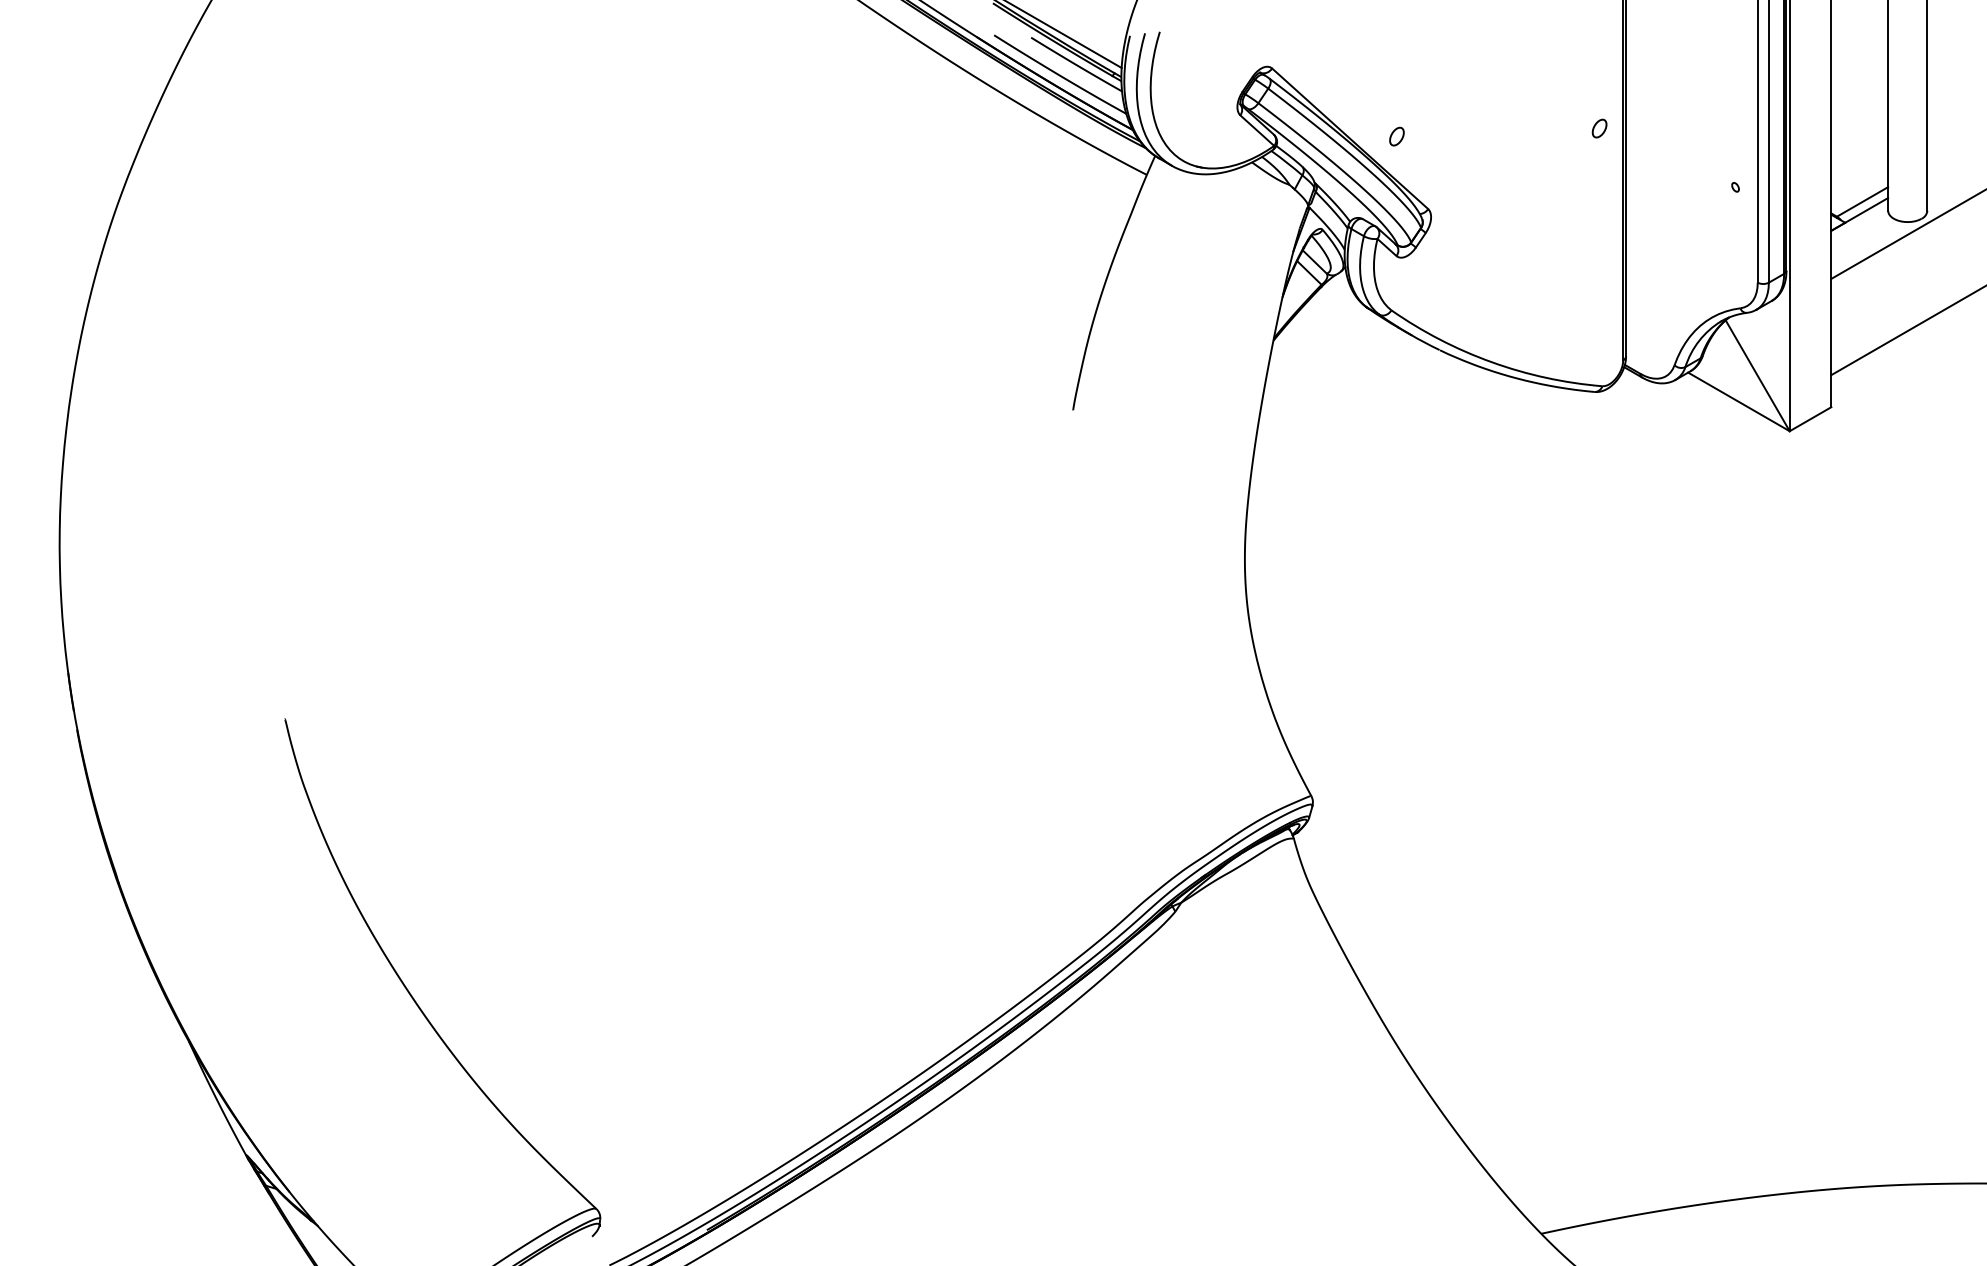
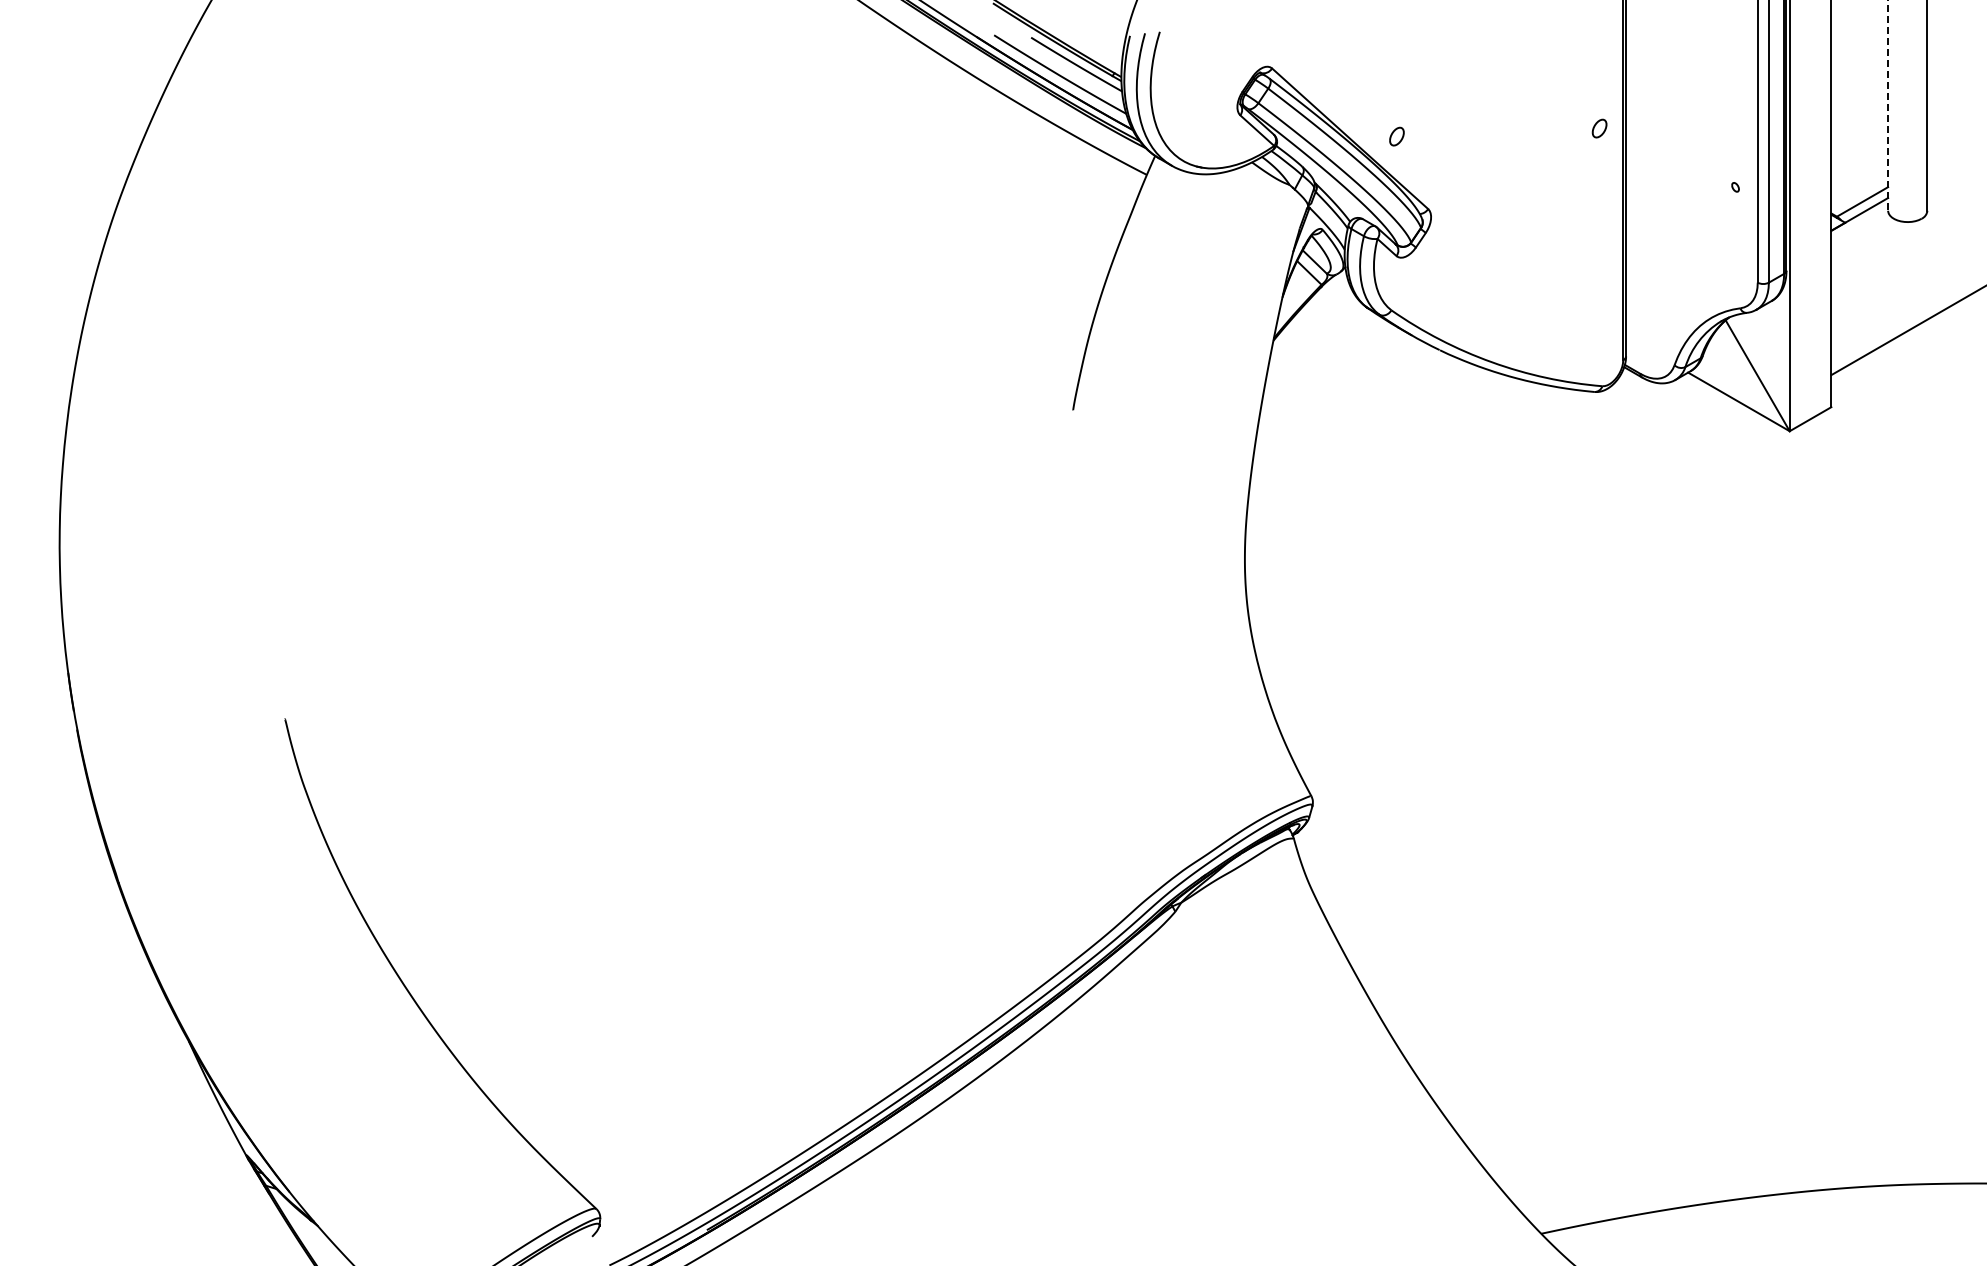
line: present -> none (1064, 35)
line: solid -> dashed (1888, 105)
line: present -> none (1907, 234)
